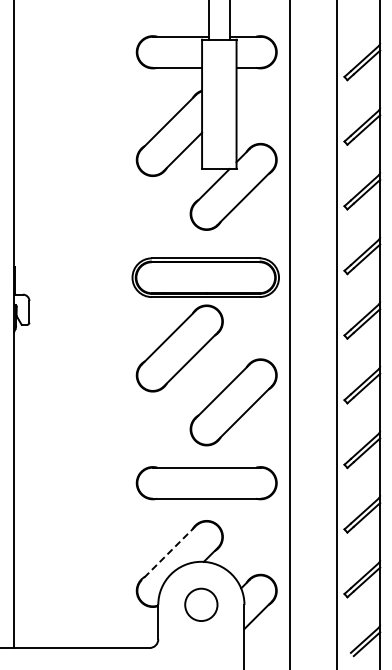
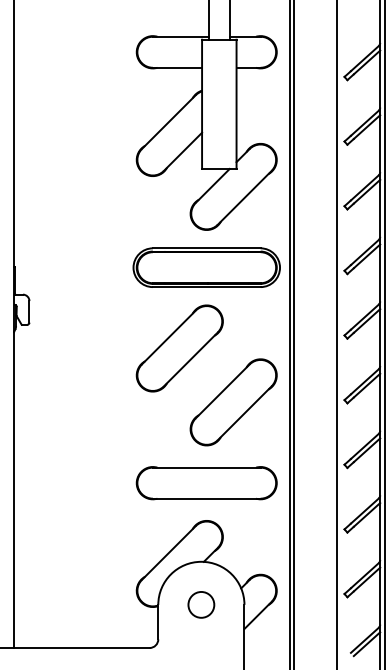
part position: (205, 277) -> (206, 267) (206, 267)
line: none -> present (294, 334)
line: none -> present (384, 334)
line: dashed -> solid (168, 553)
circle size: 35x35 px -> 29x28 px (201, 604)
